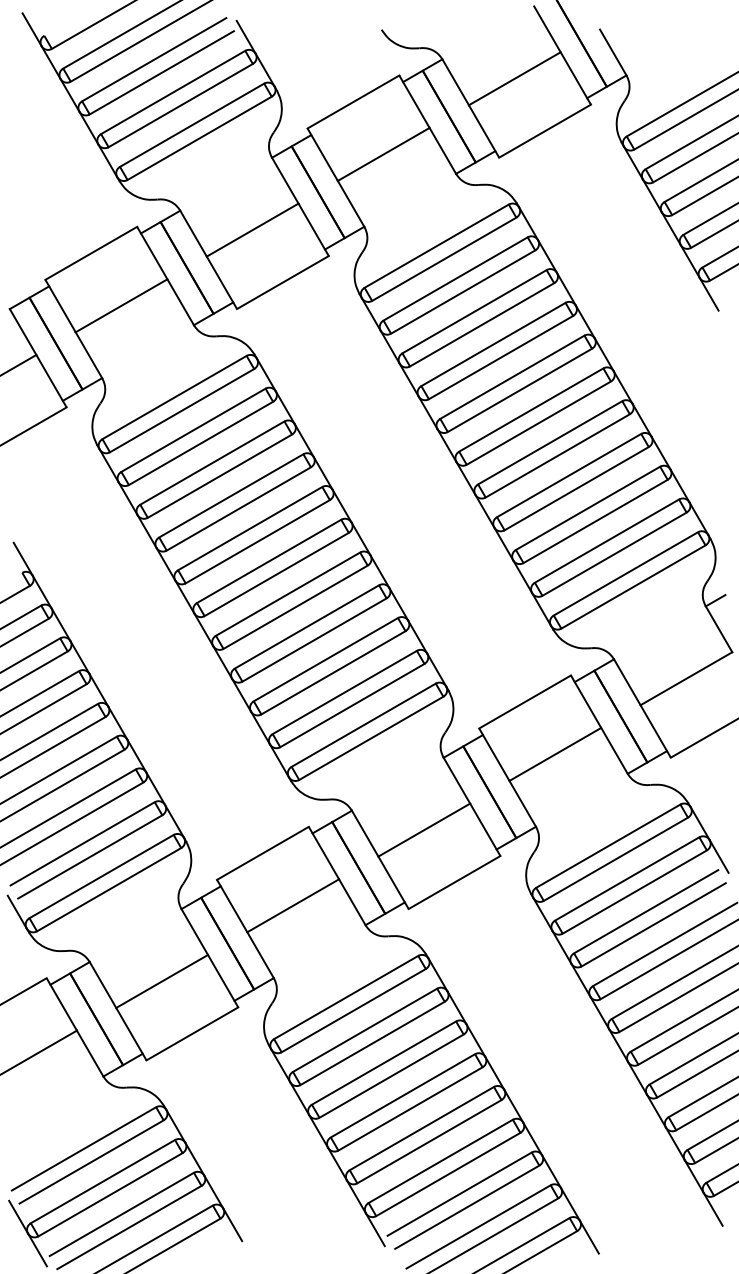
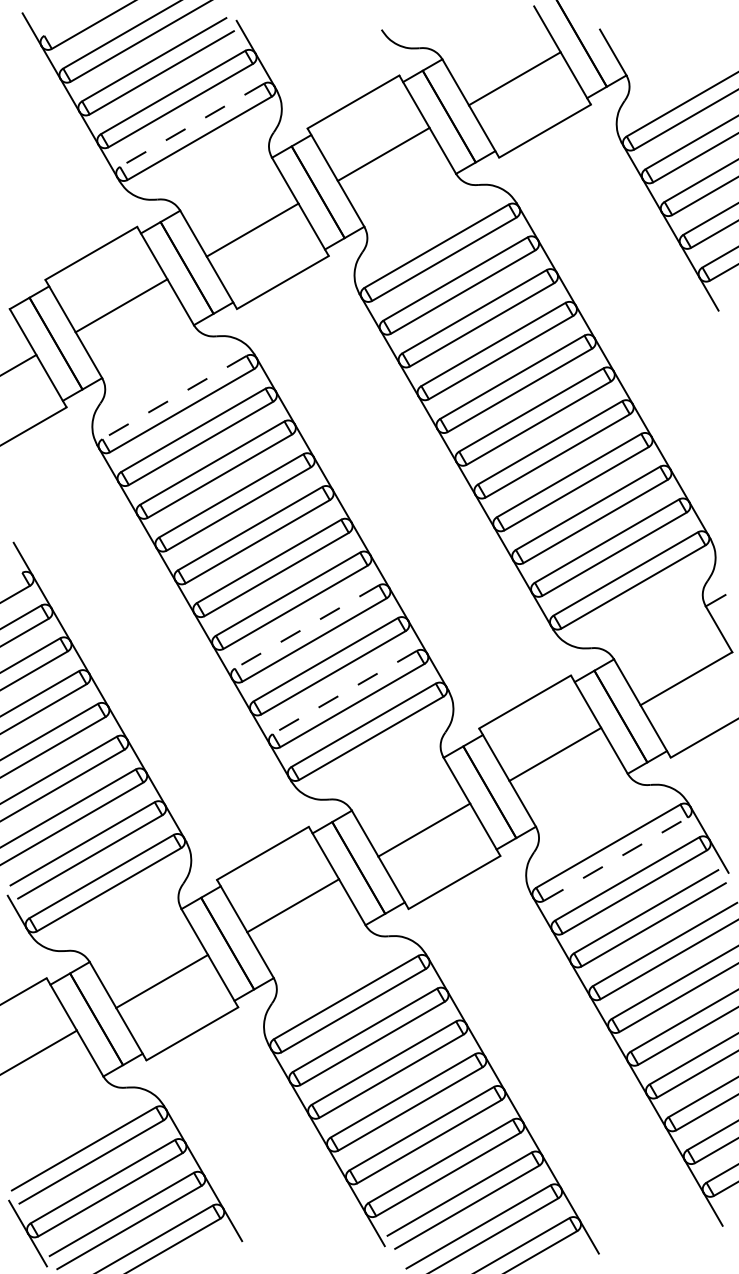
line: solid -> dashed (191, 125)
line: solid -> dashed (174, 397)
line: solid -> dashed (306, 627)
line: solid -> dashed (344, 692)
line: solid -> dashed (616, 859)
